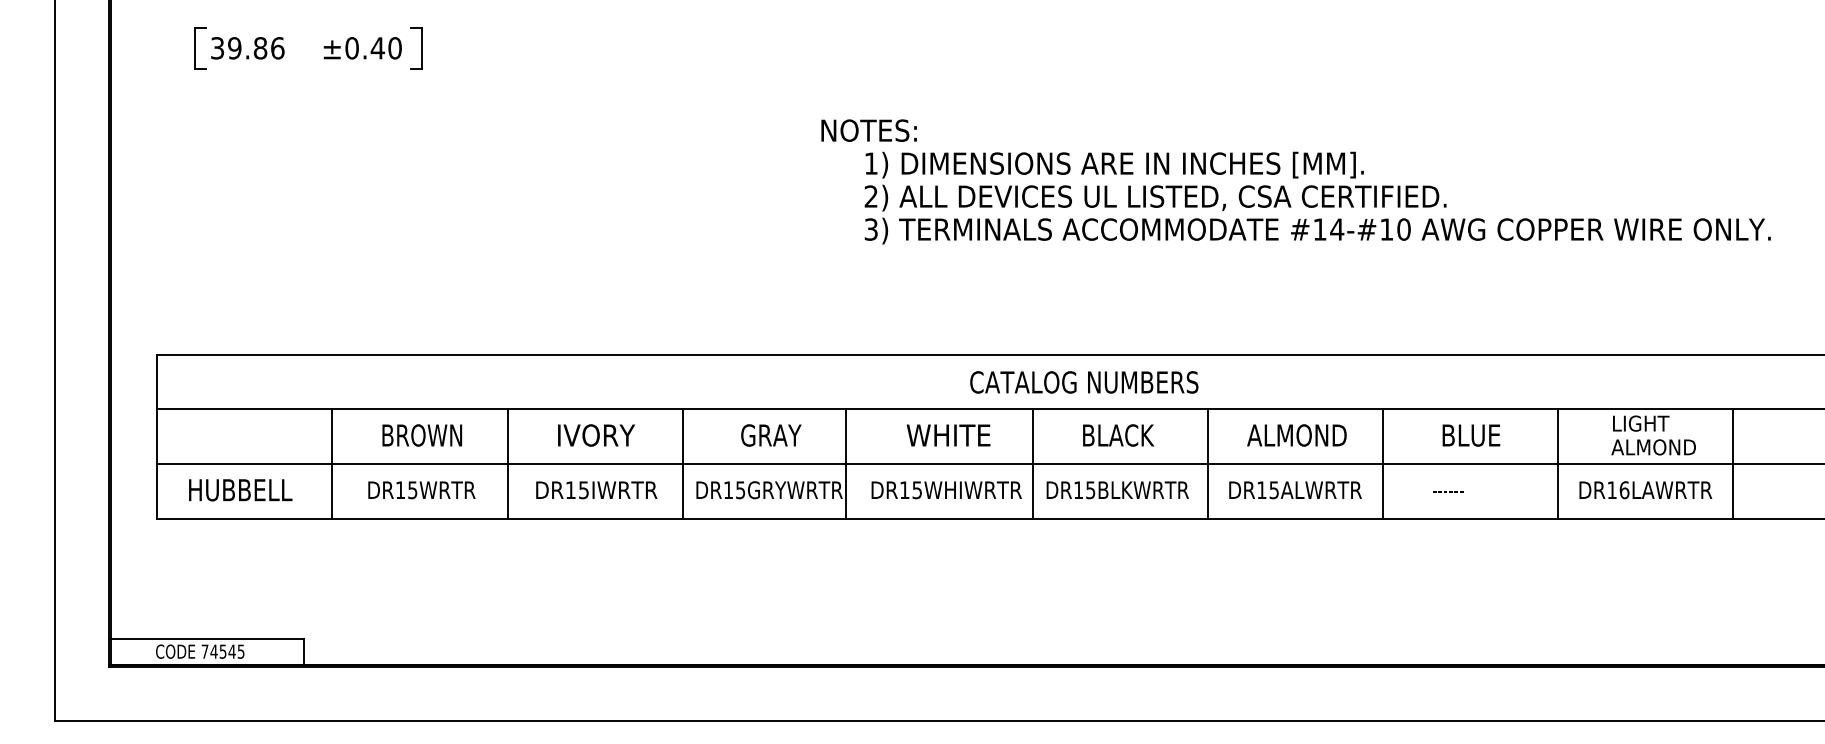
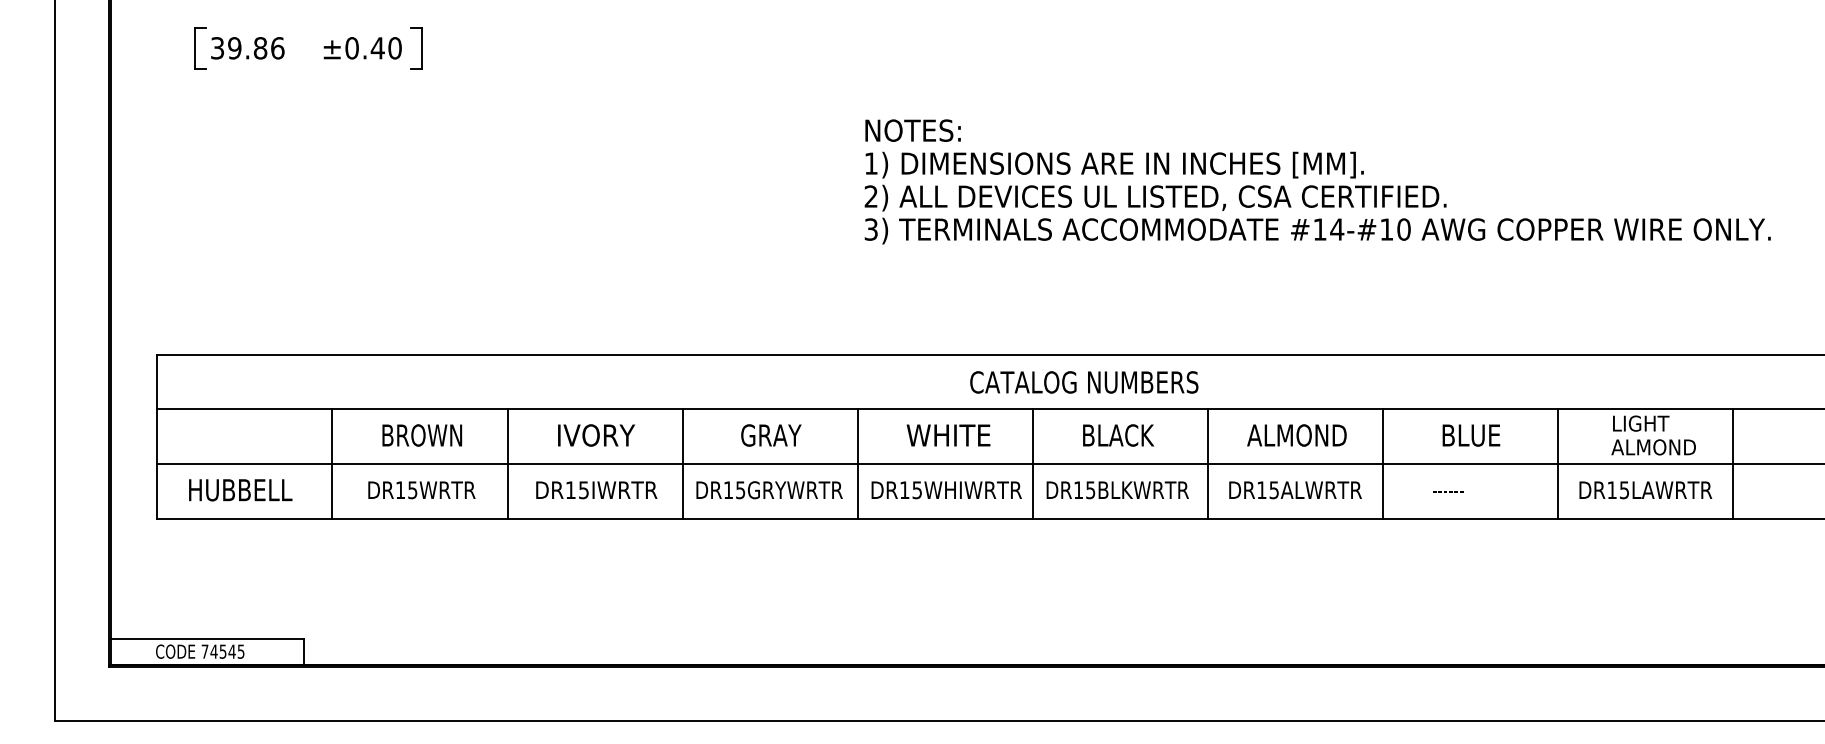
text position: (868, 130) -> (912, 130) (912, 130)
line position: (845, 463) -> (857, 463) (857, 463)
text: DR16LAWRTR -> DR15LAWRTR (1624, 490)
